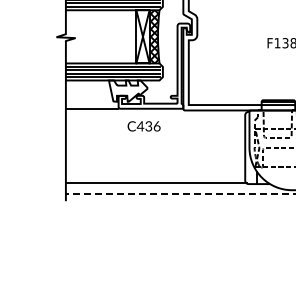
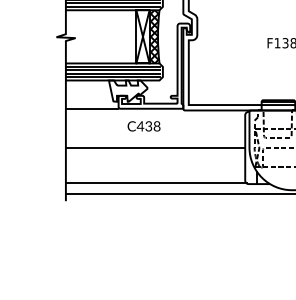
text: C436 -> C438 (156, 125)
line: none -> present (155, 148)
line: dashed -> solid (180, 193)
